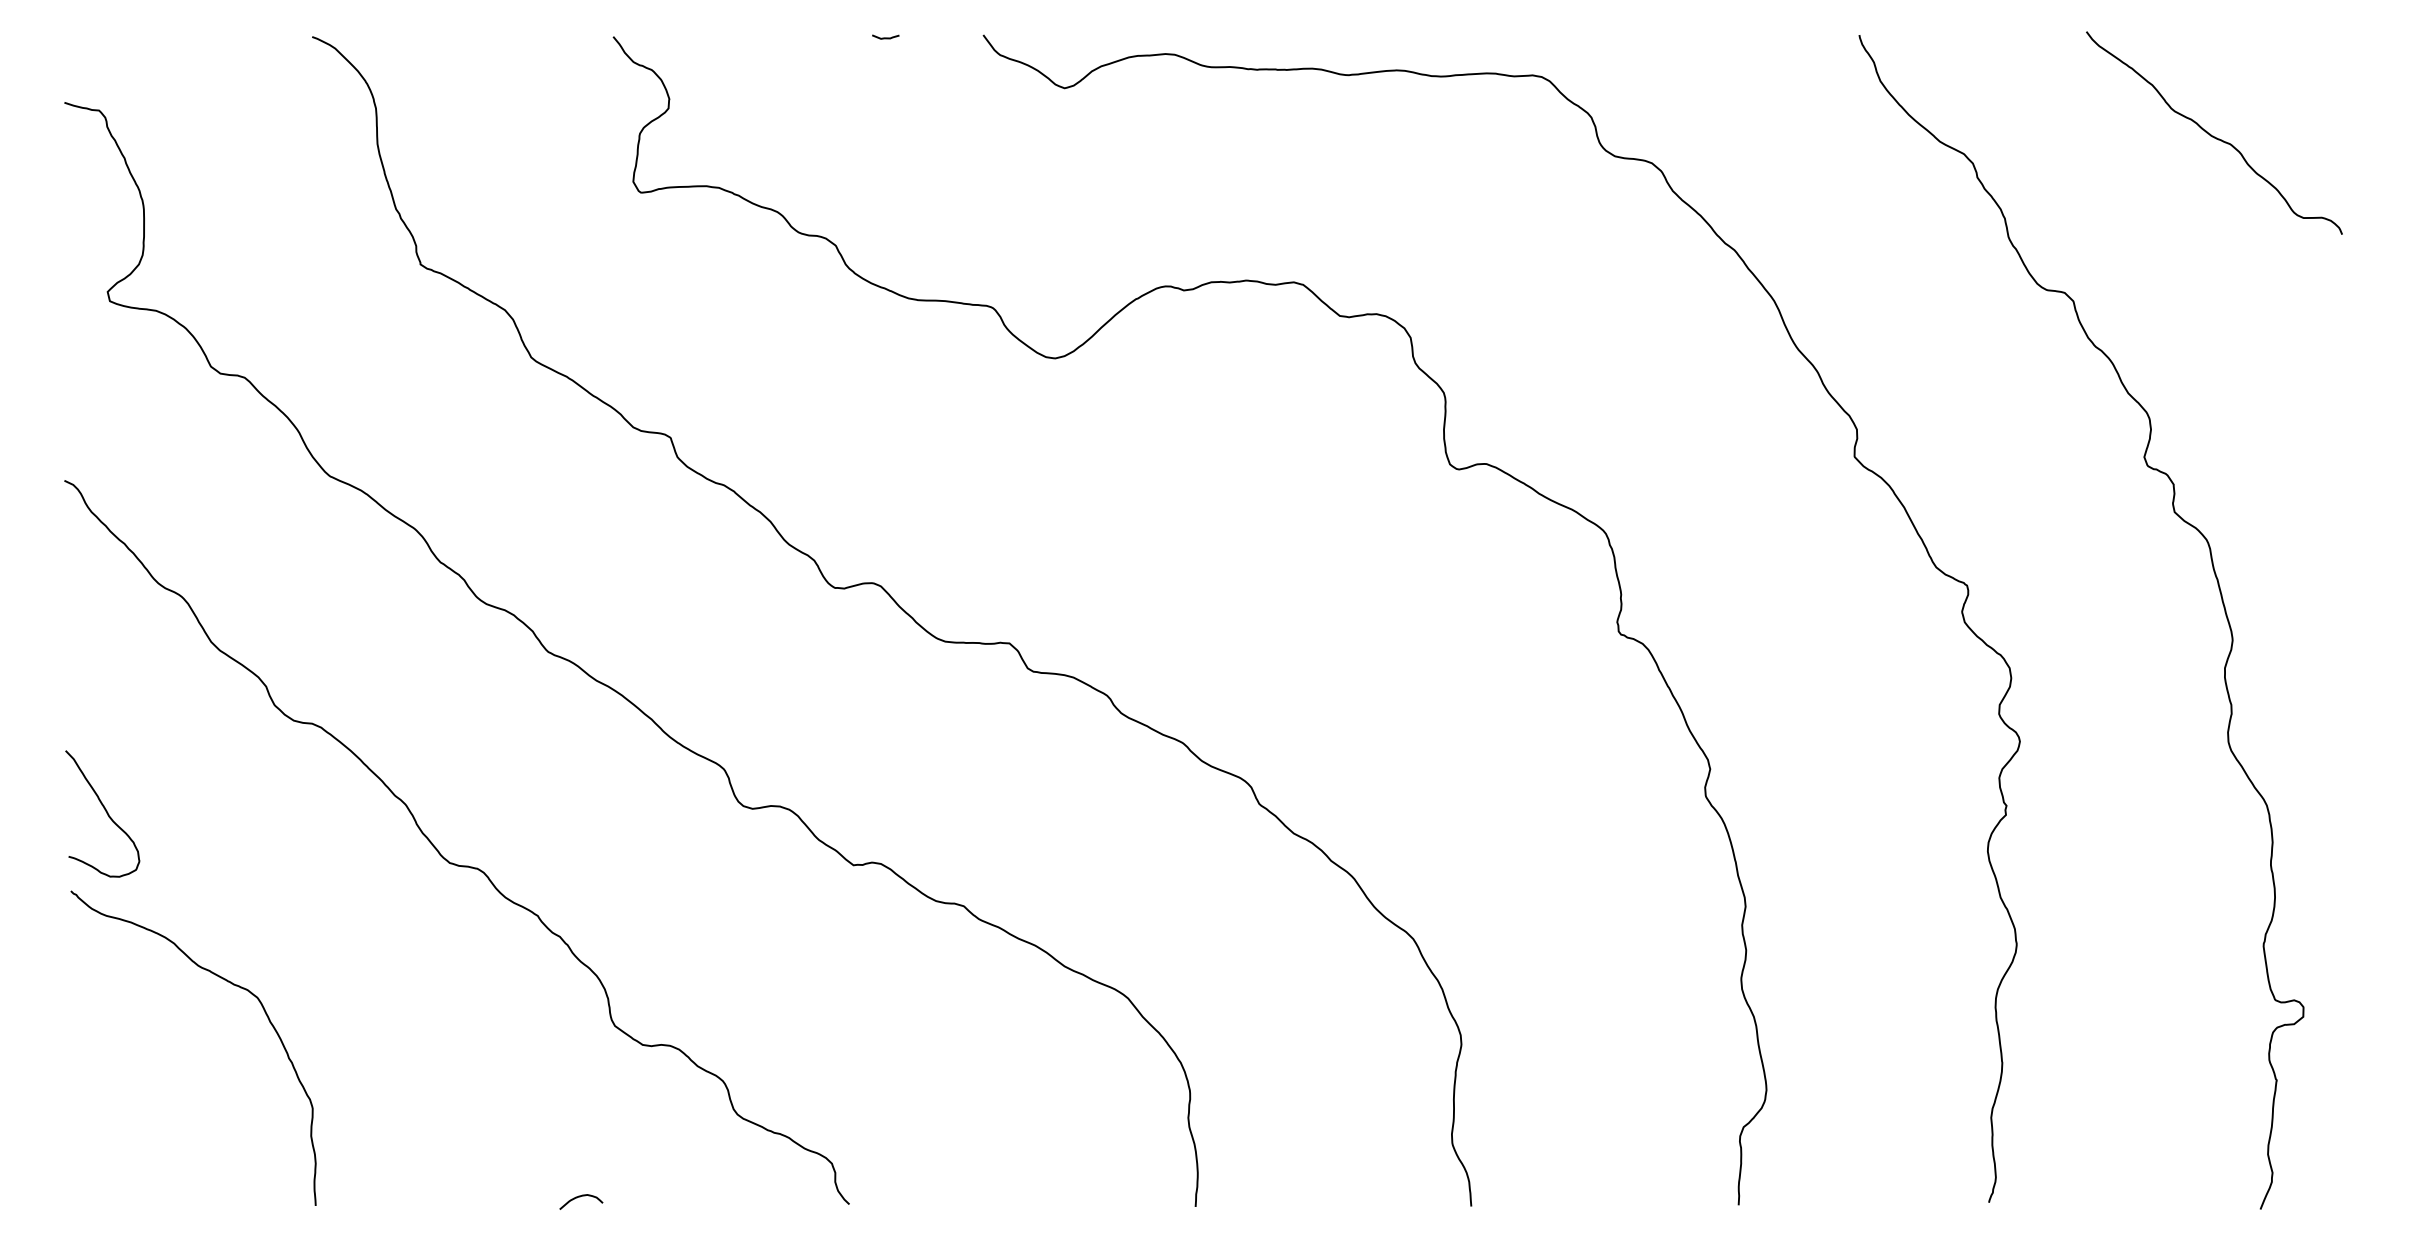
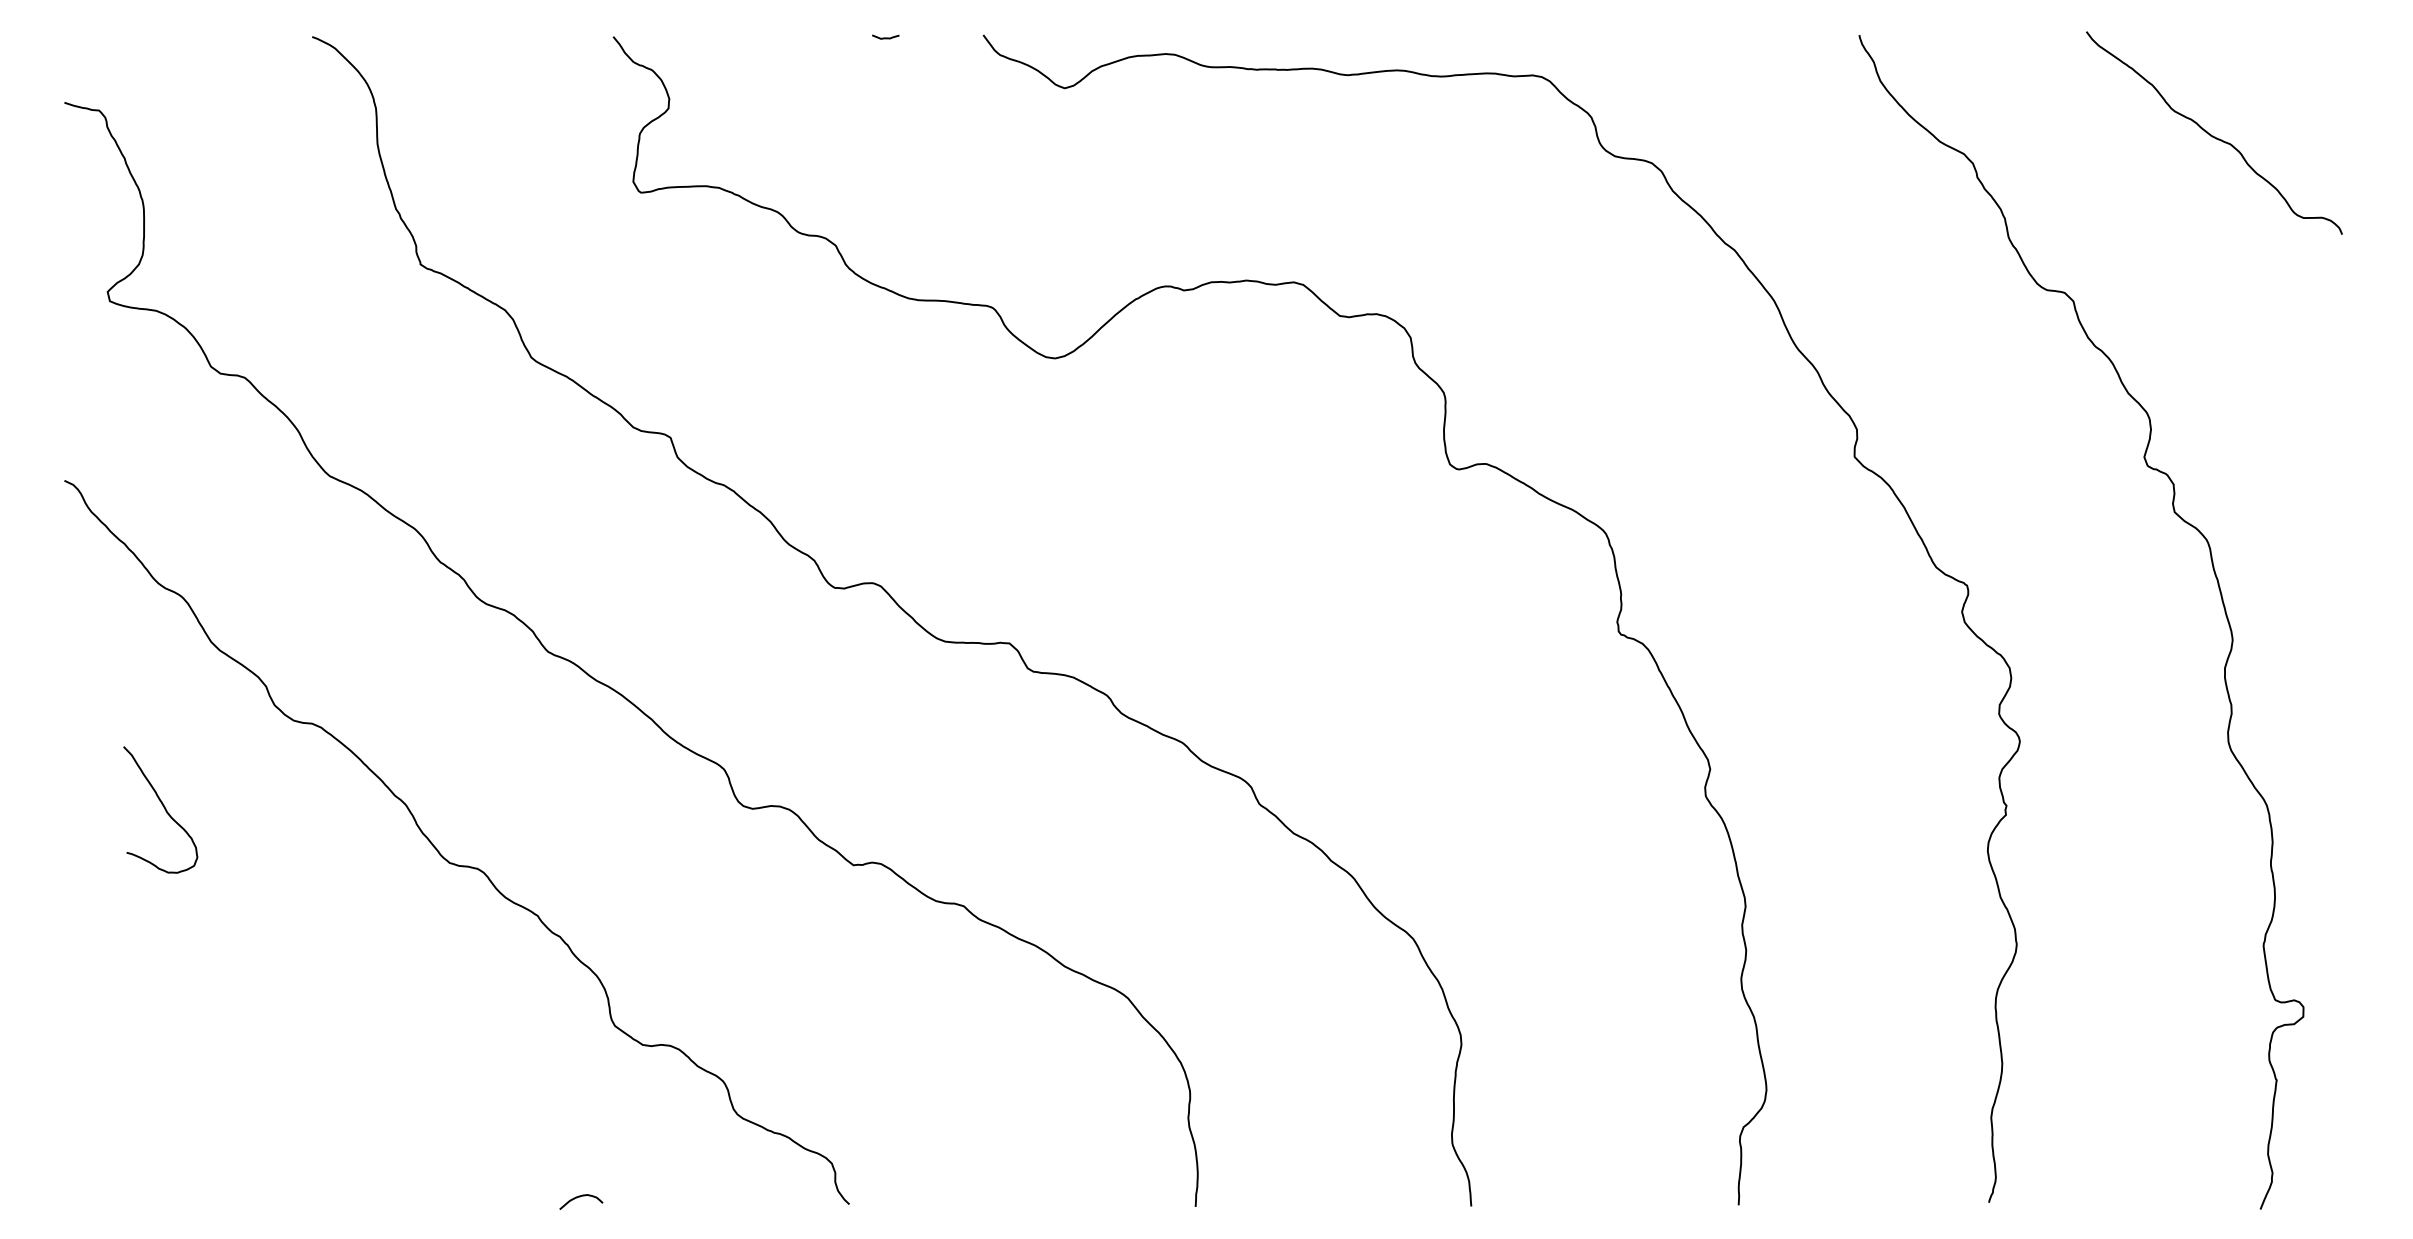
curve position: (105, 811) -> (163, 807) (163, 807)
curve: present -> none (231, 984)
